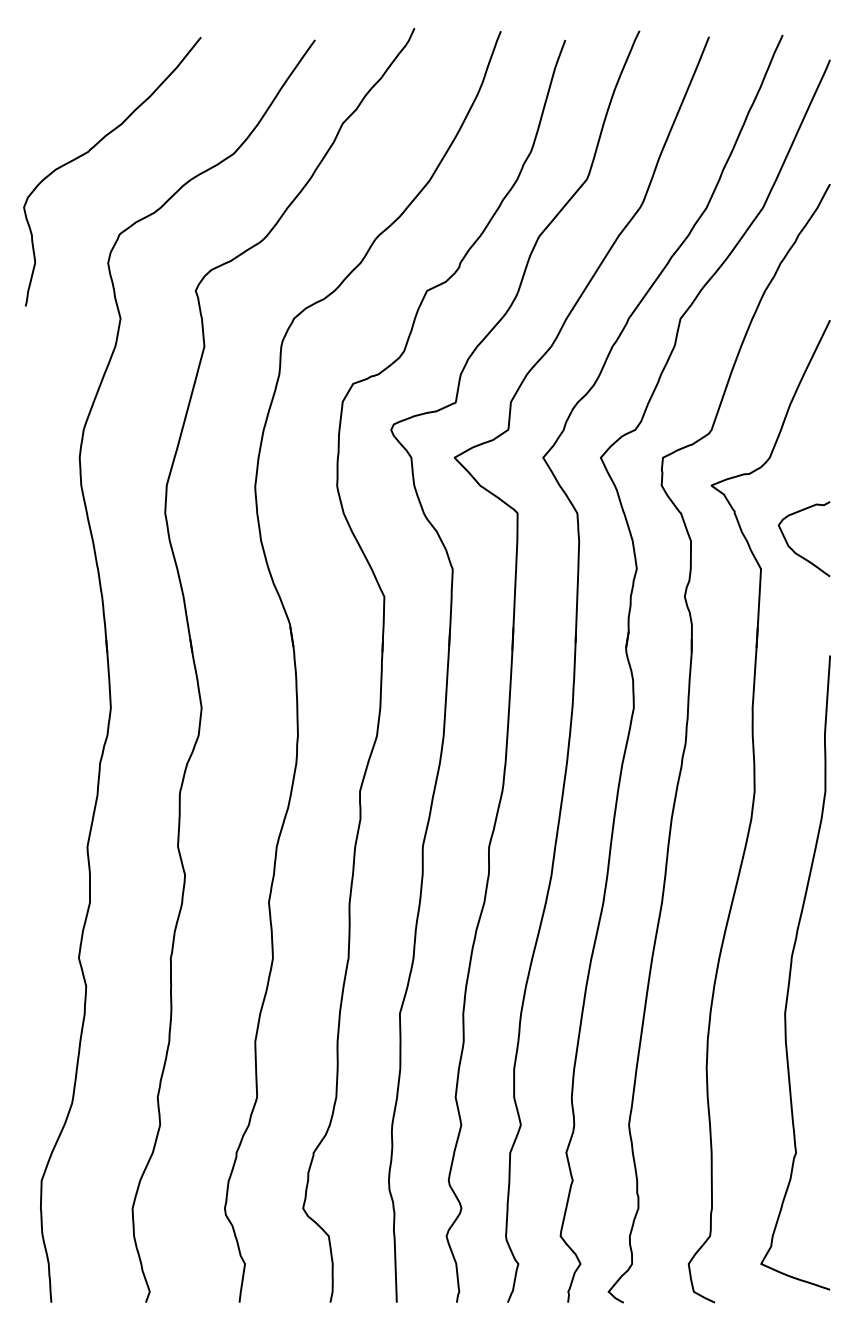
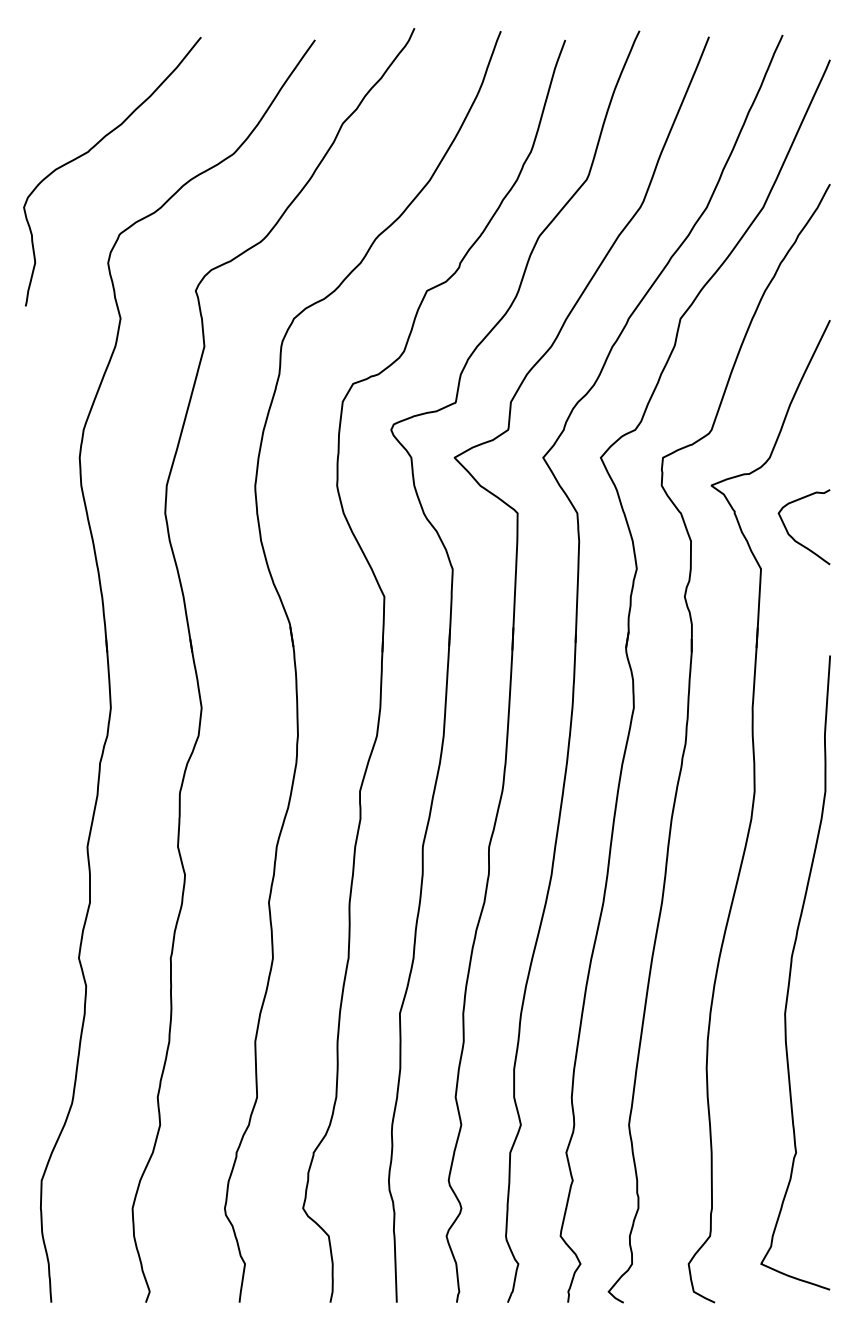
curve position: (793, 549) -> (793, 537) (793, 537)
